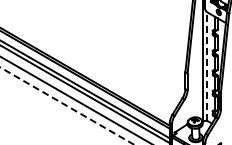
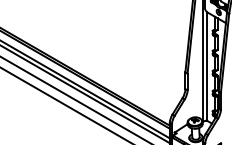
line: dashed -> solid (207, 66)
line: dashed -> solid (66, 105)
